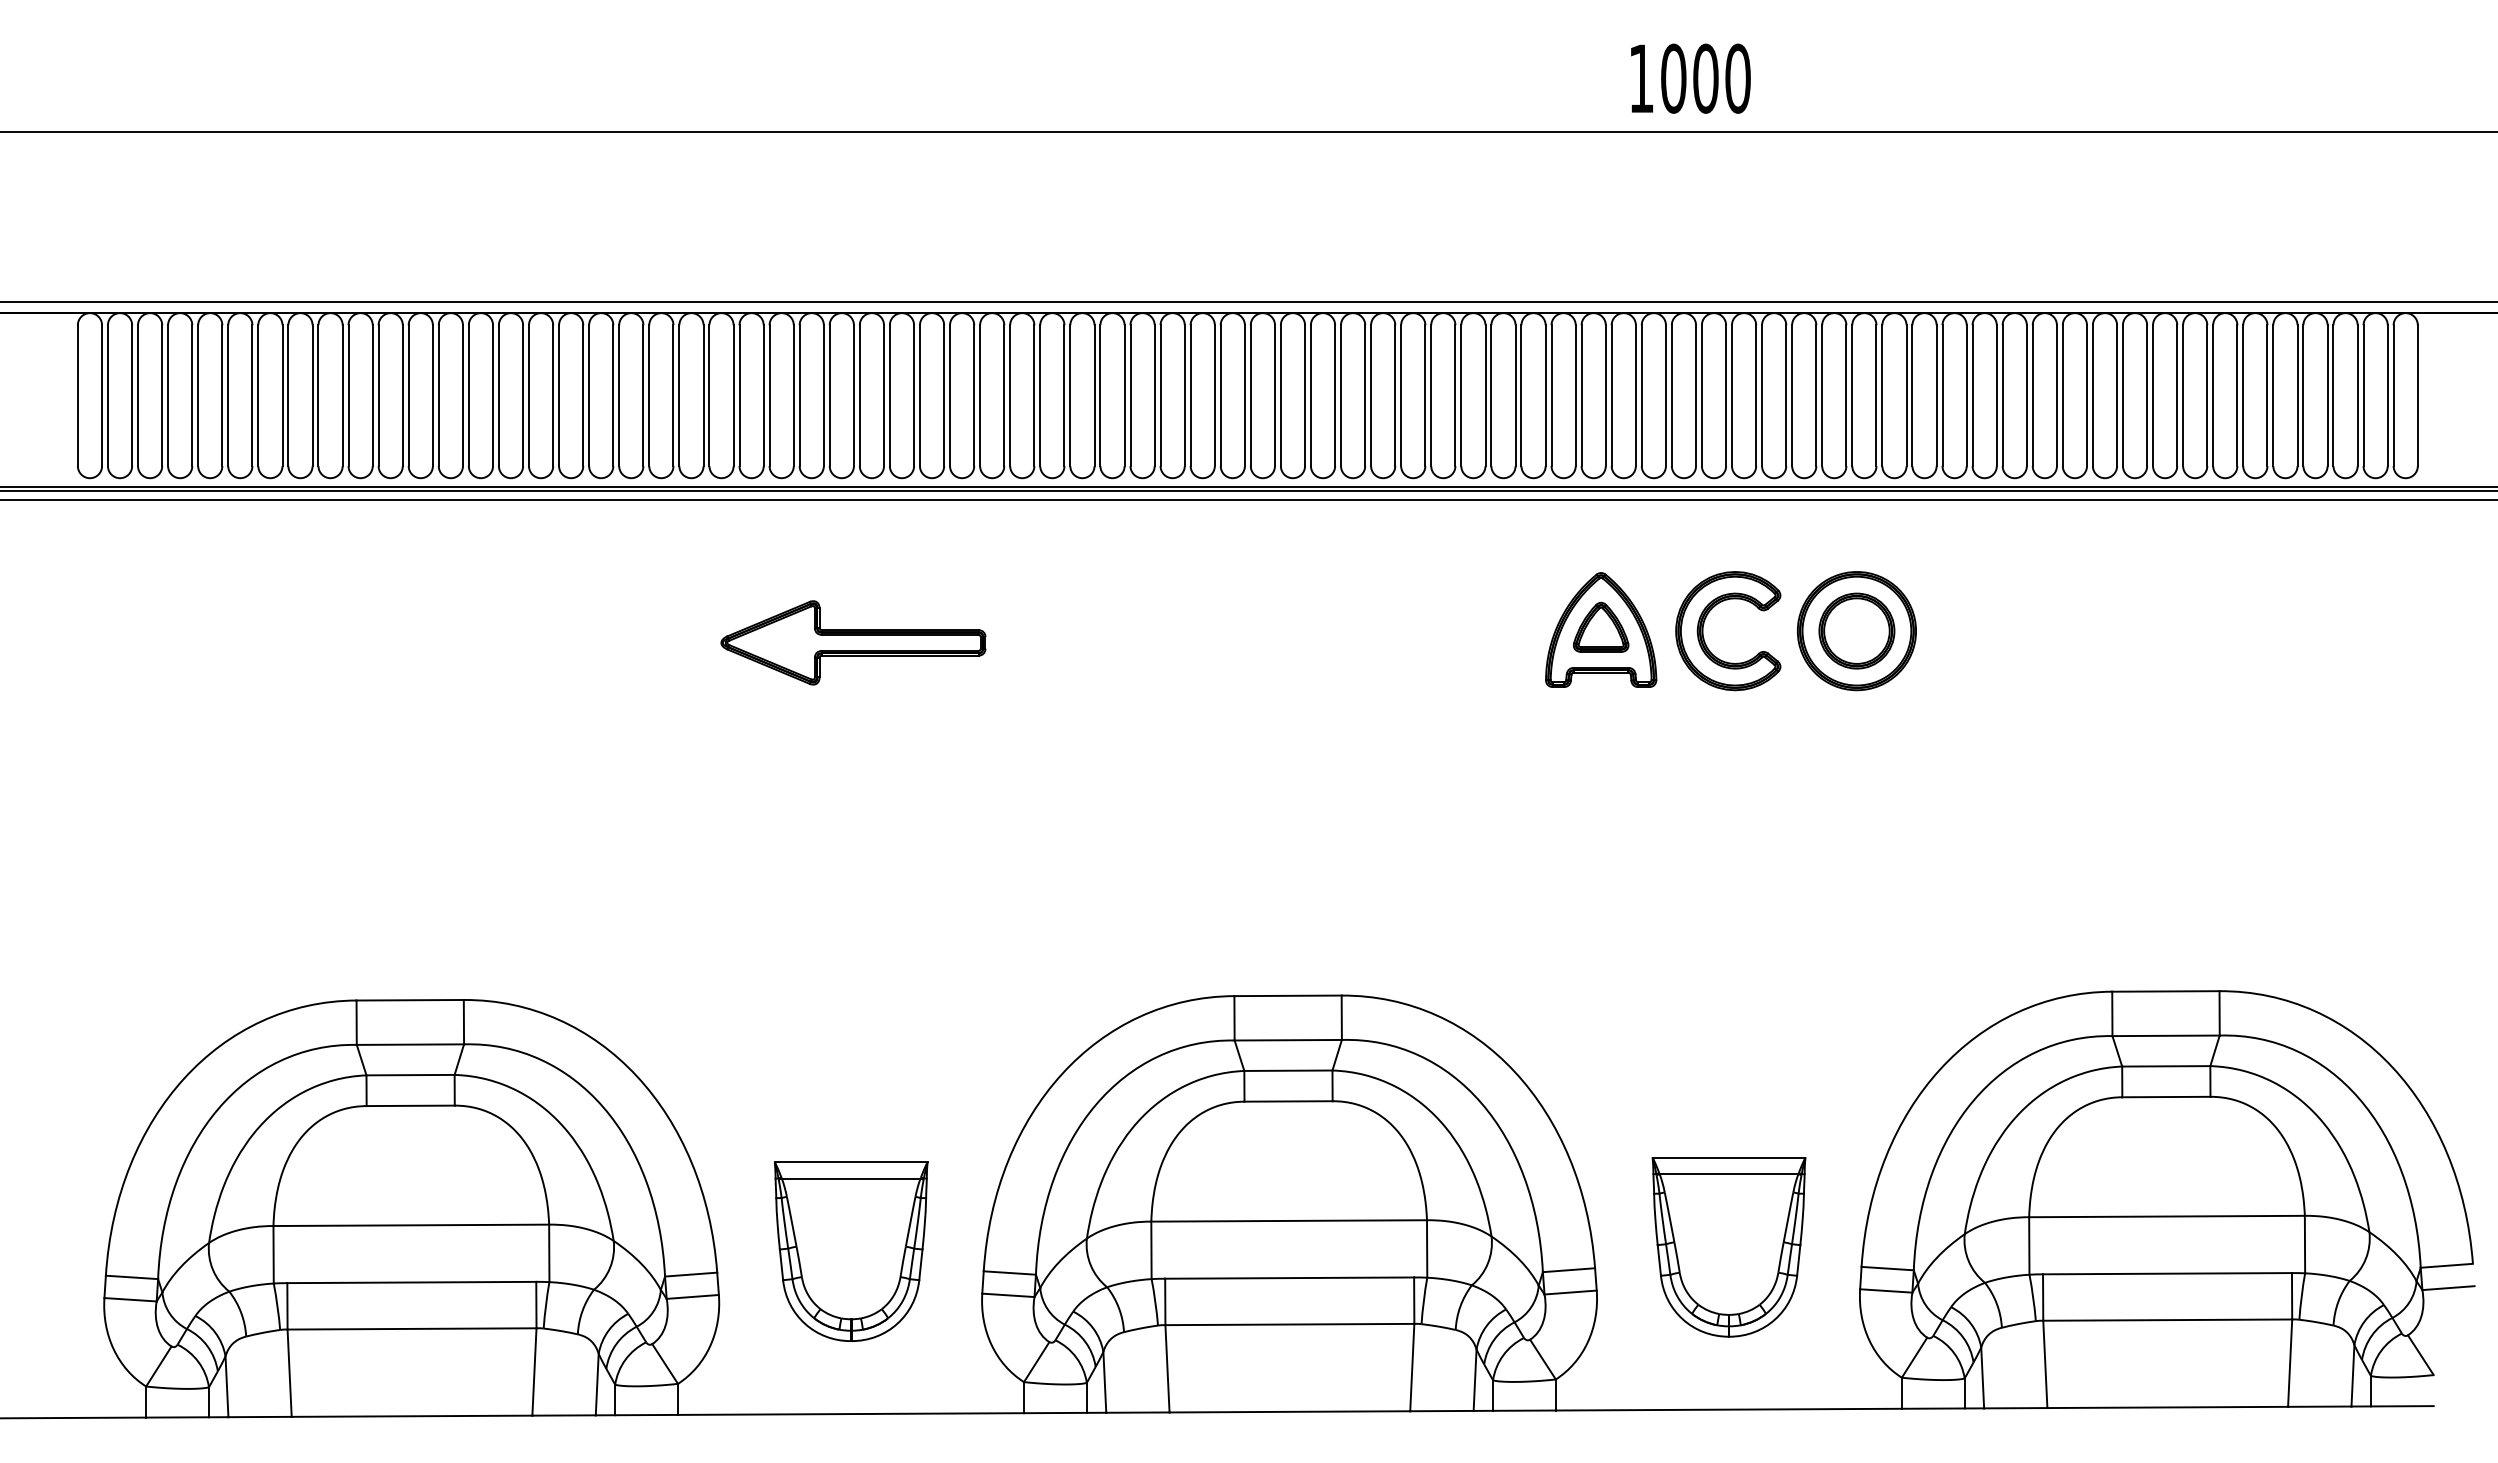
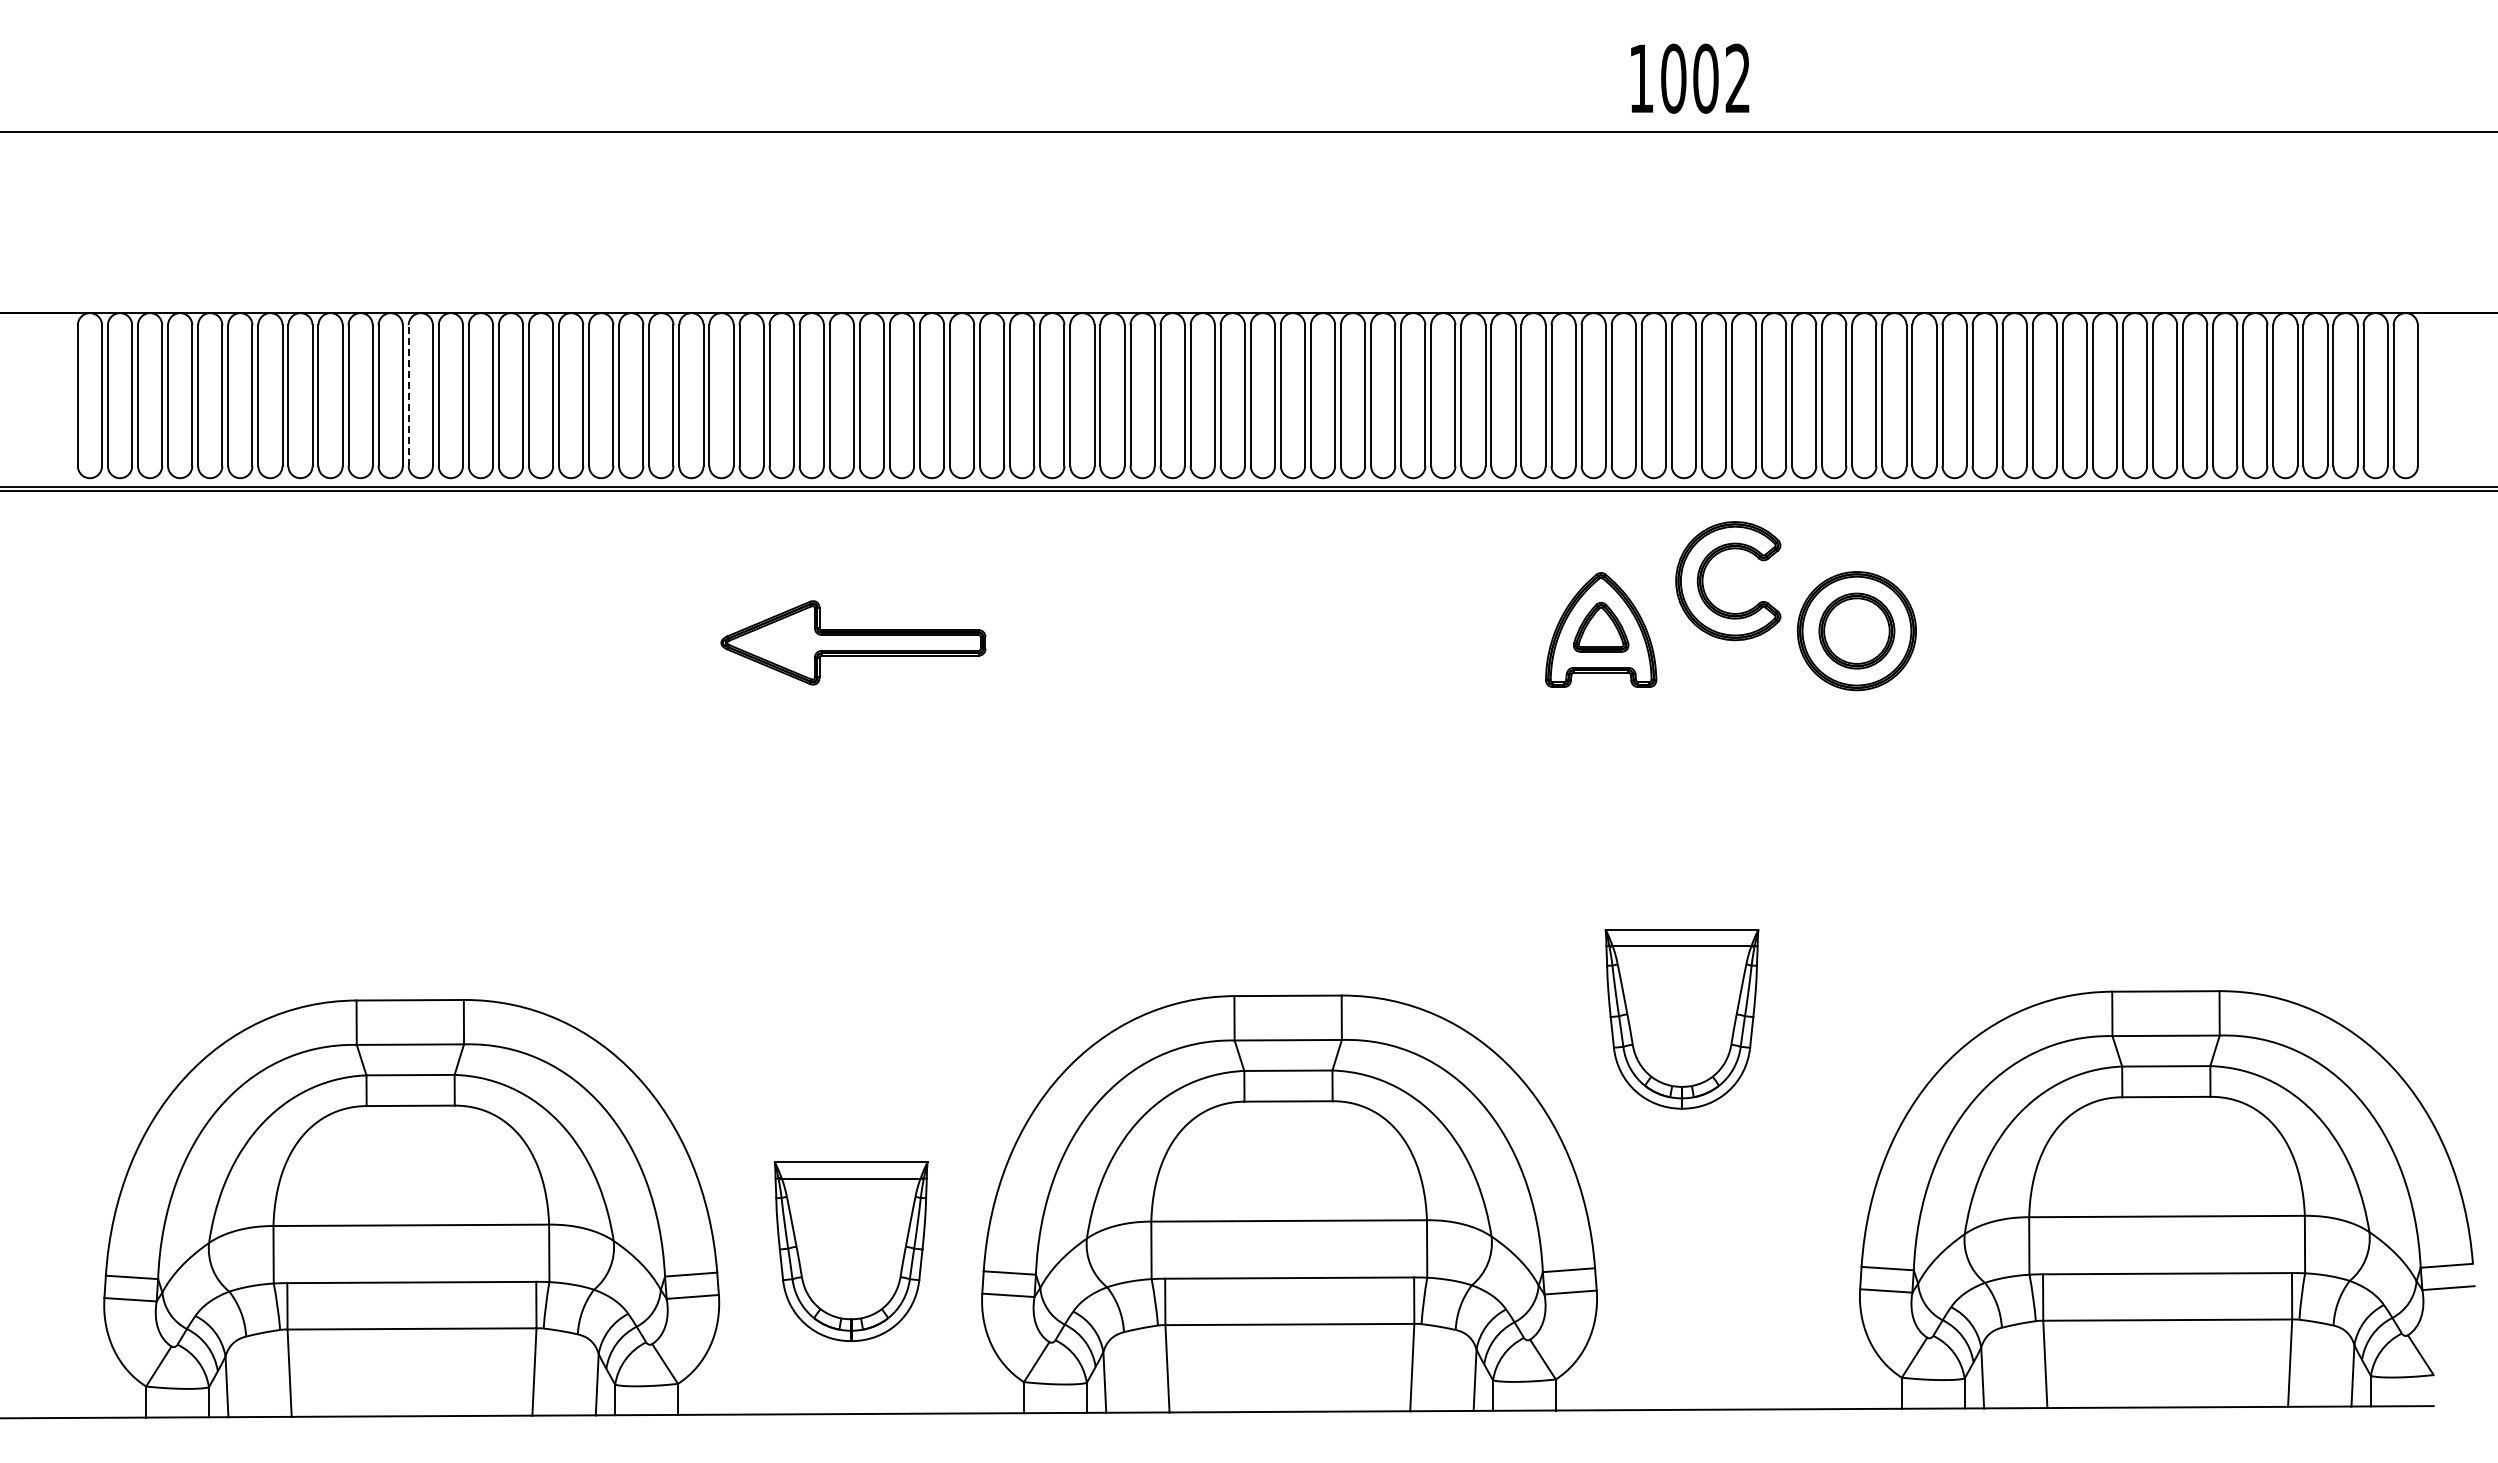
text: 1000 -> 1002 (1737, 78)
line: present -> none (1248, 301)
line: solid -> dashed (408, 395)
line: present -> none (1248, 500)
part position: (1704, 624) -> (1704, 574) (1704, 574)
part position: (1728, 1247) -> (1681, 1019) (1681, 1019)
